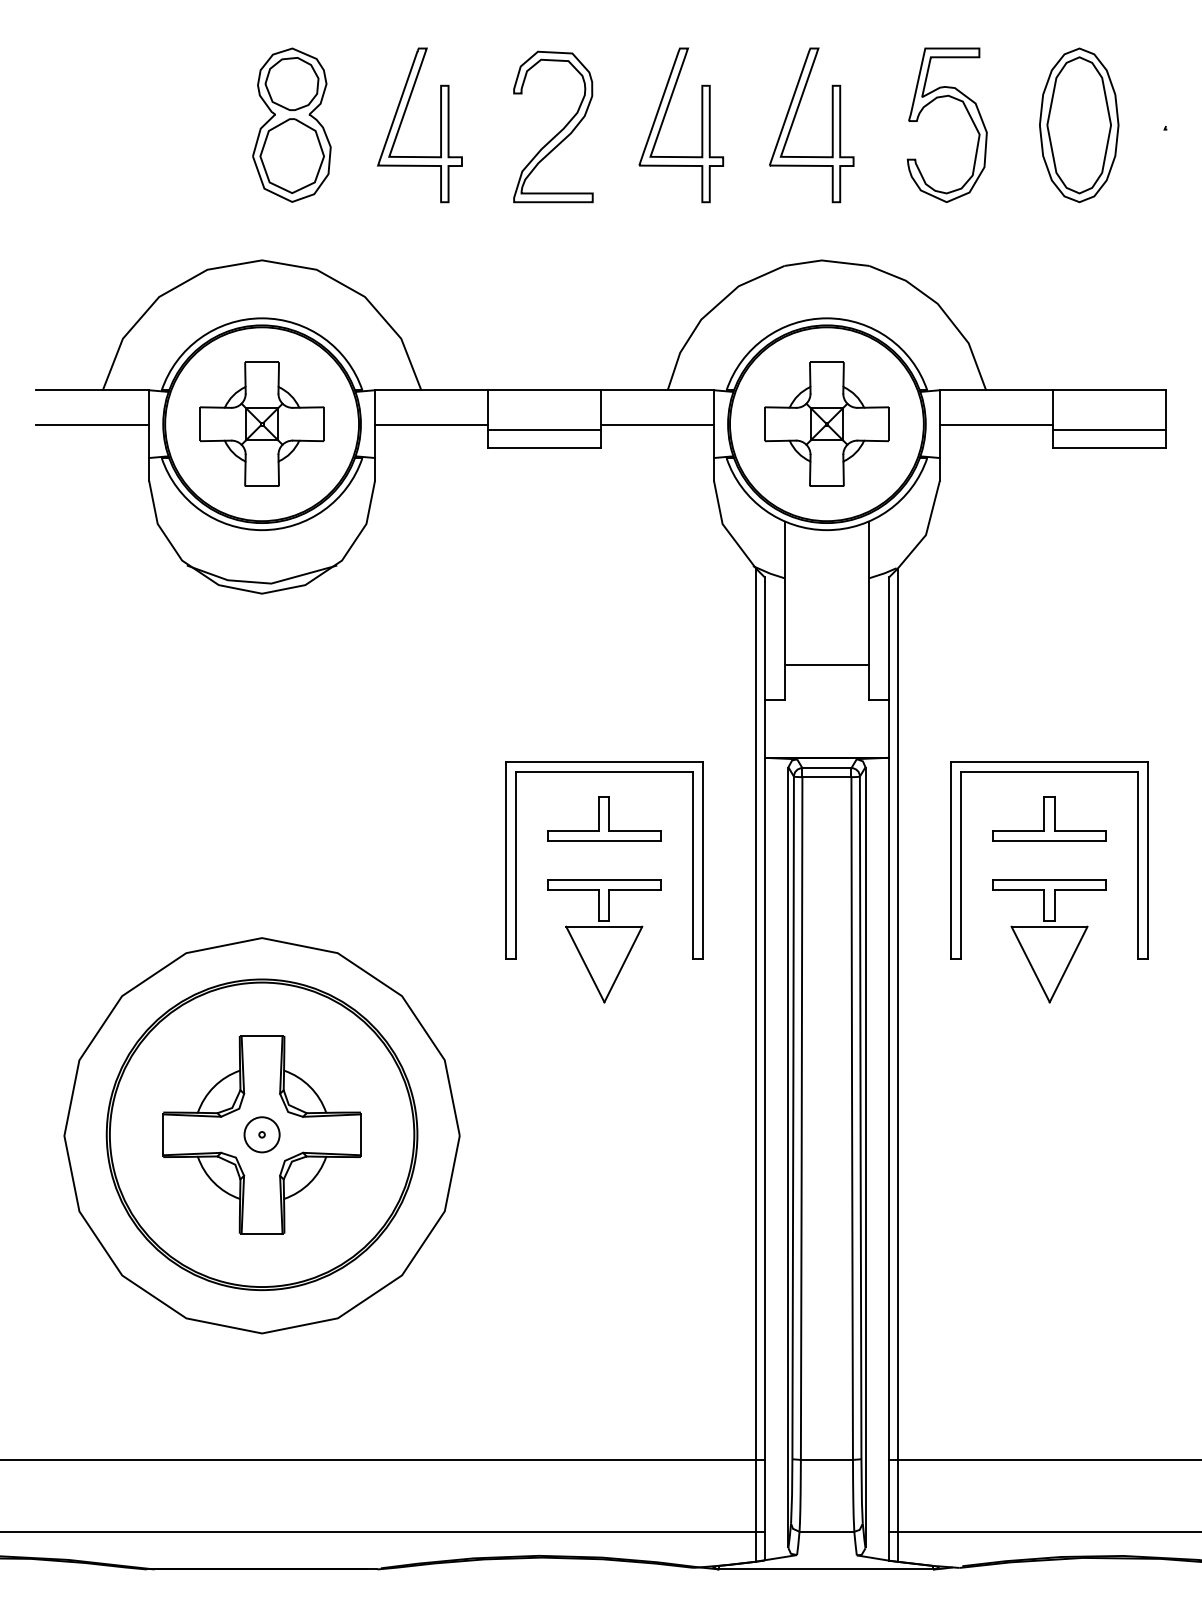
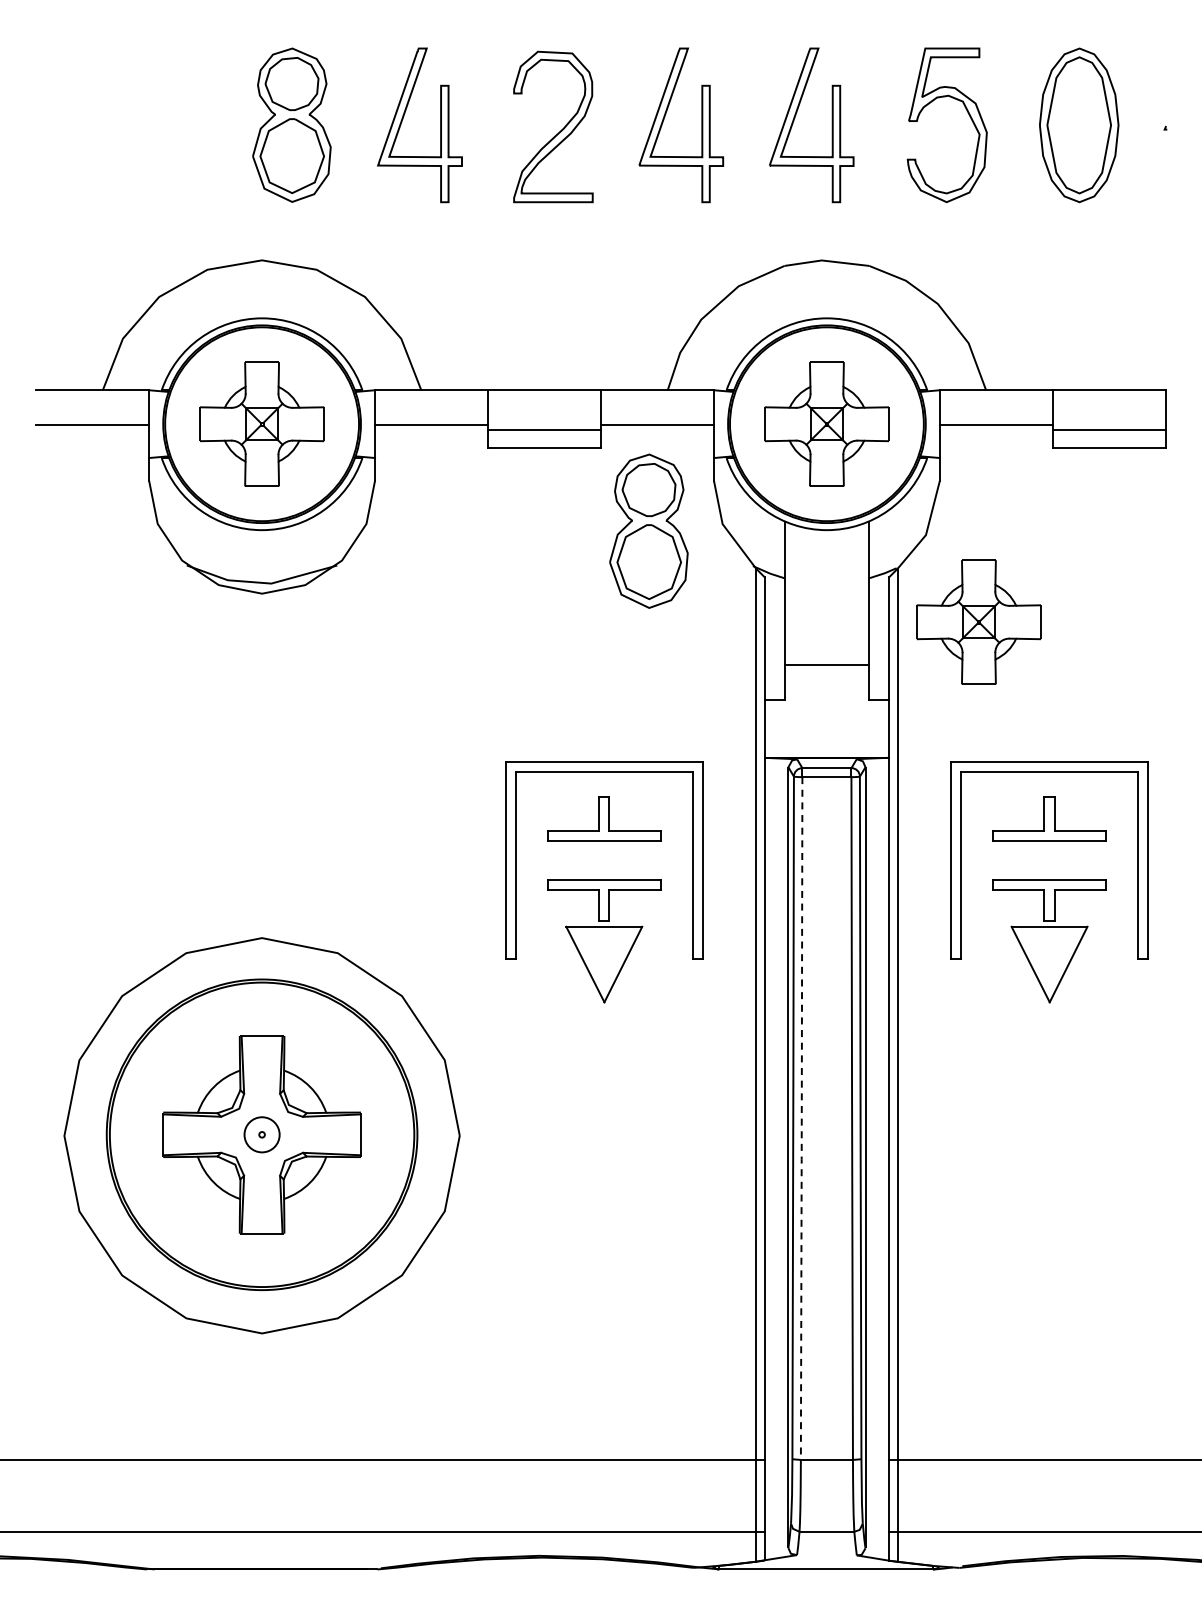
part: none -> present (648, 530)
part: none -> present (978, 621)
line: solid -> dashed (801, 1119)
